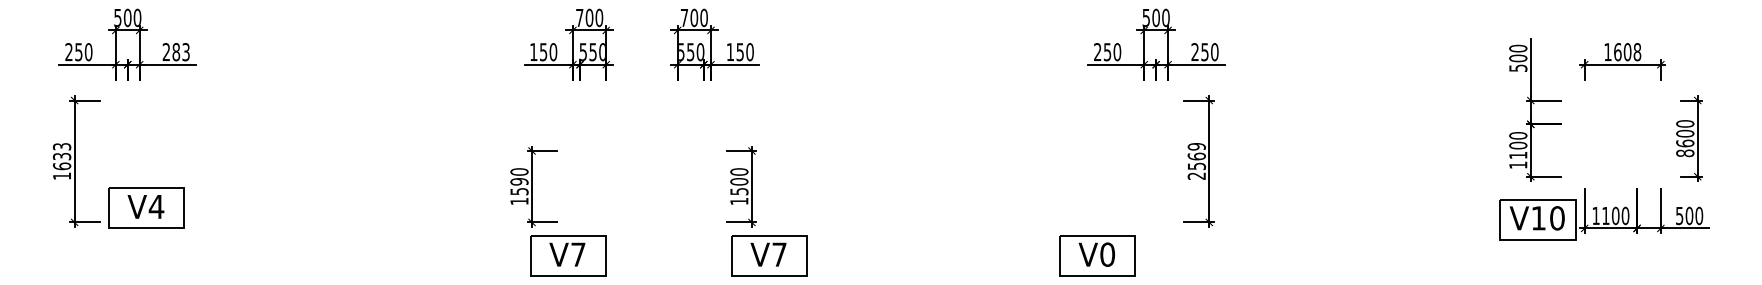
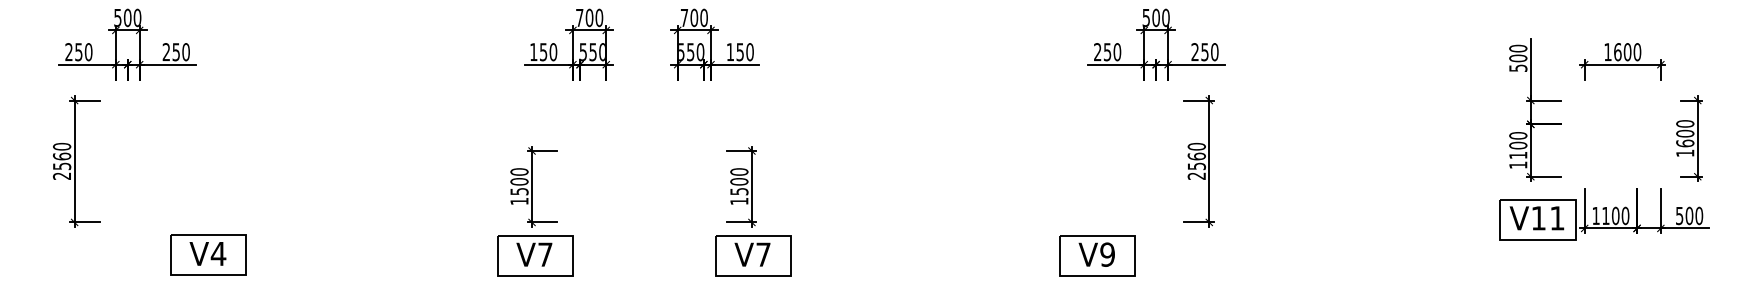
text: 1608 -> 1600 (1637, 51)
text: 283 -> 250 (180, 52)
text: 2569 -> 2560 (1196, 146)
text: 8600 -> 1600 (1685, 153)
text: 1633 -> 2560 (61, 160)
text: 1590 -> 1500 (519, 181)
part position: (146, 207) -> (208, 254) (208, 254)
text: V10 -> V11 (1557, 218)
text: V0 -> V9 (1107, 254)
part position: (568, 255) -> (535, 255) (535, 255)
part position: (769, 255) -> (753, 255) (753, 255)
